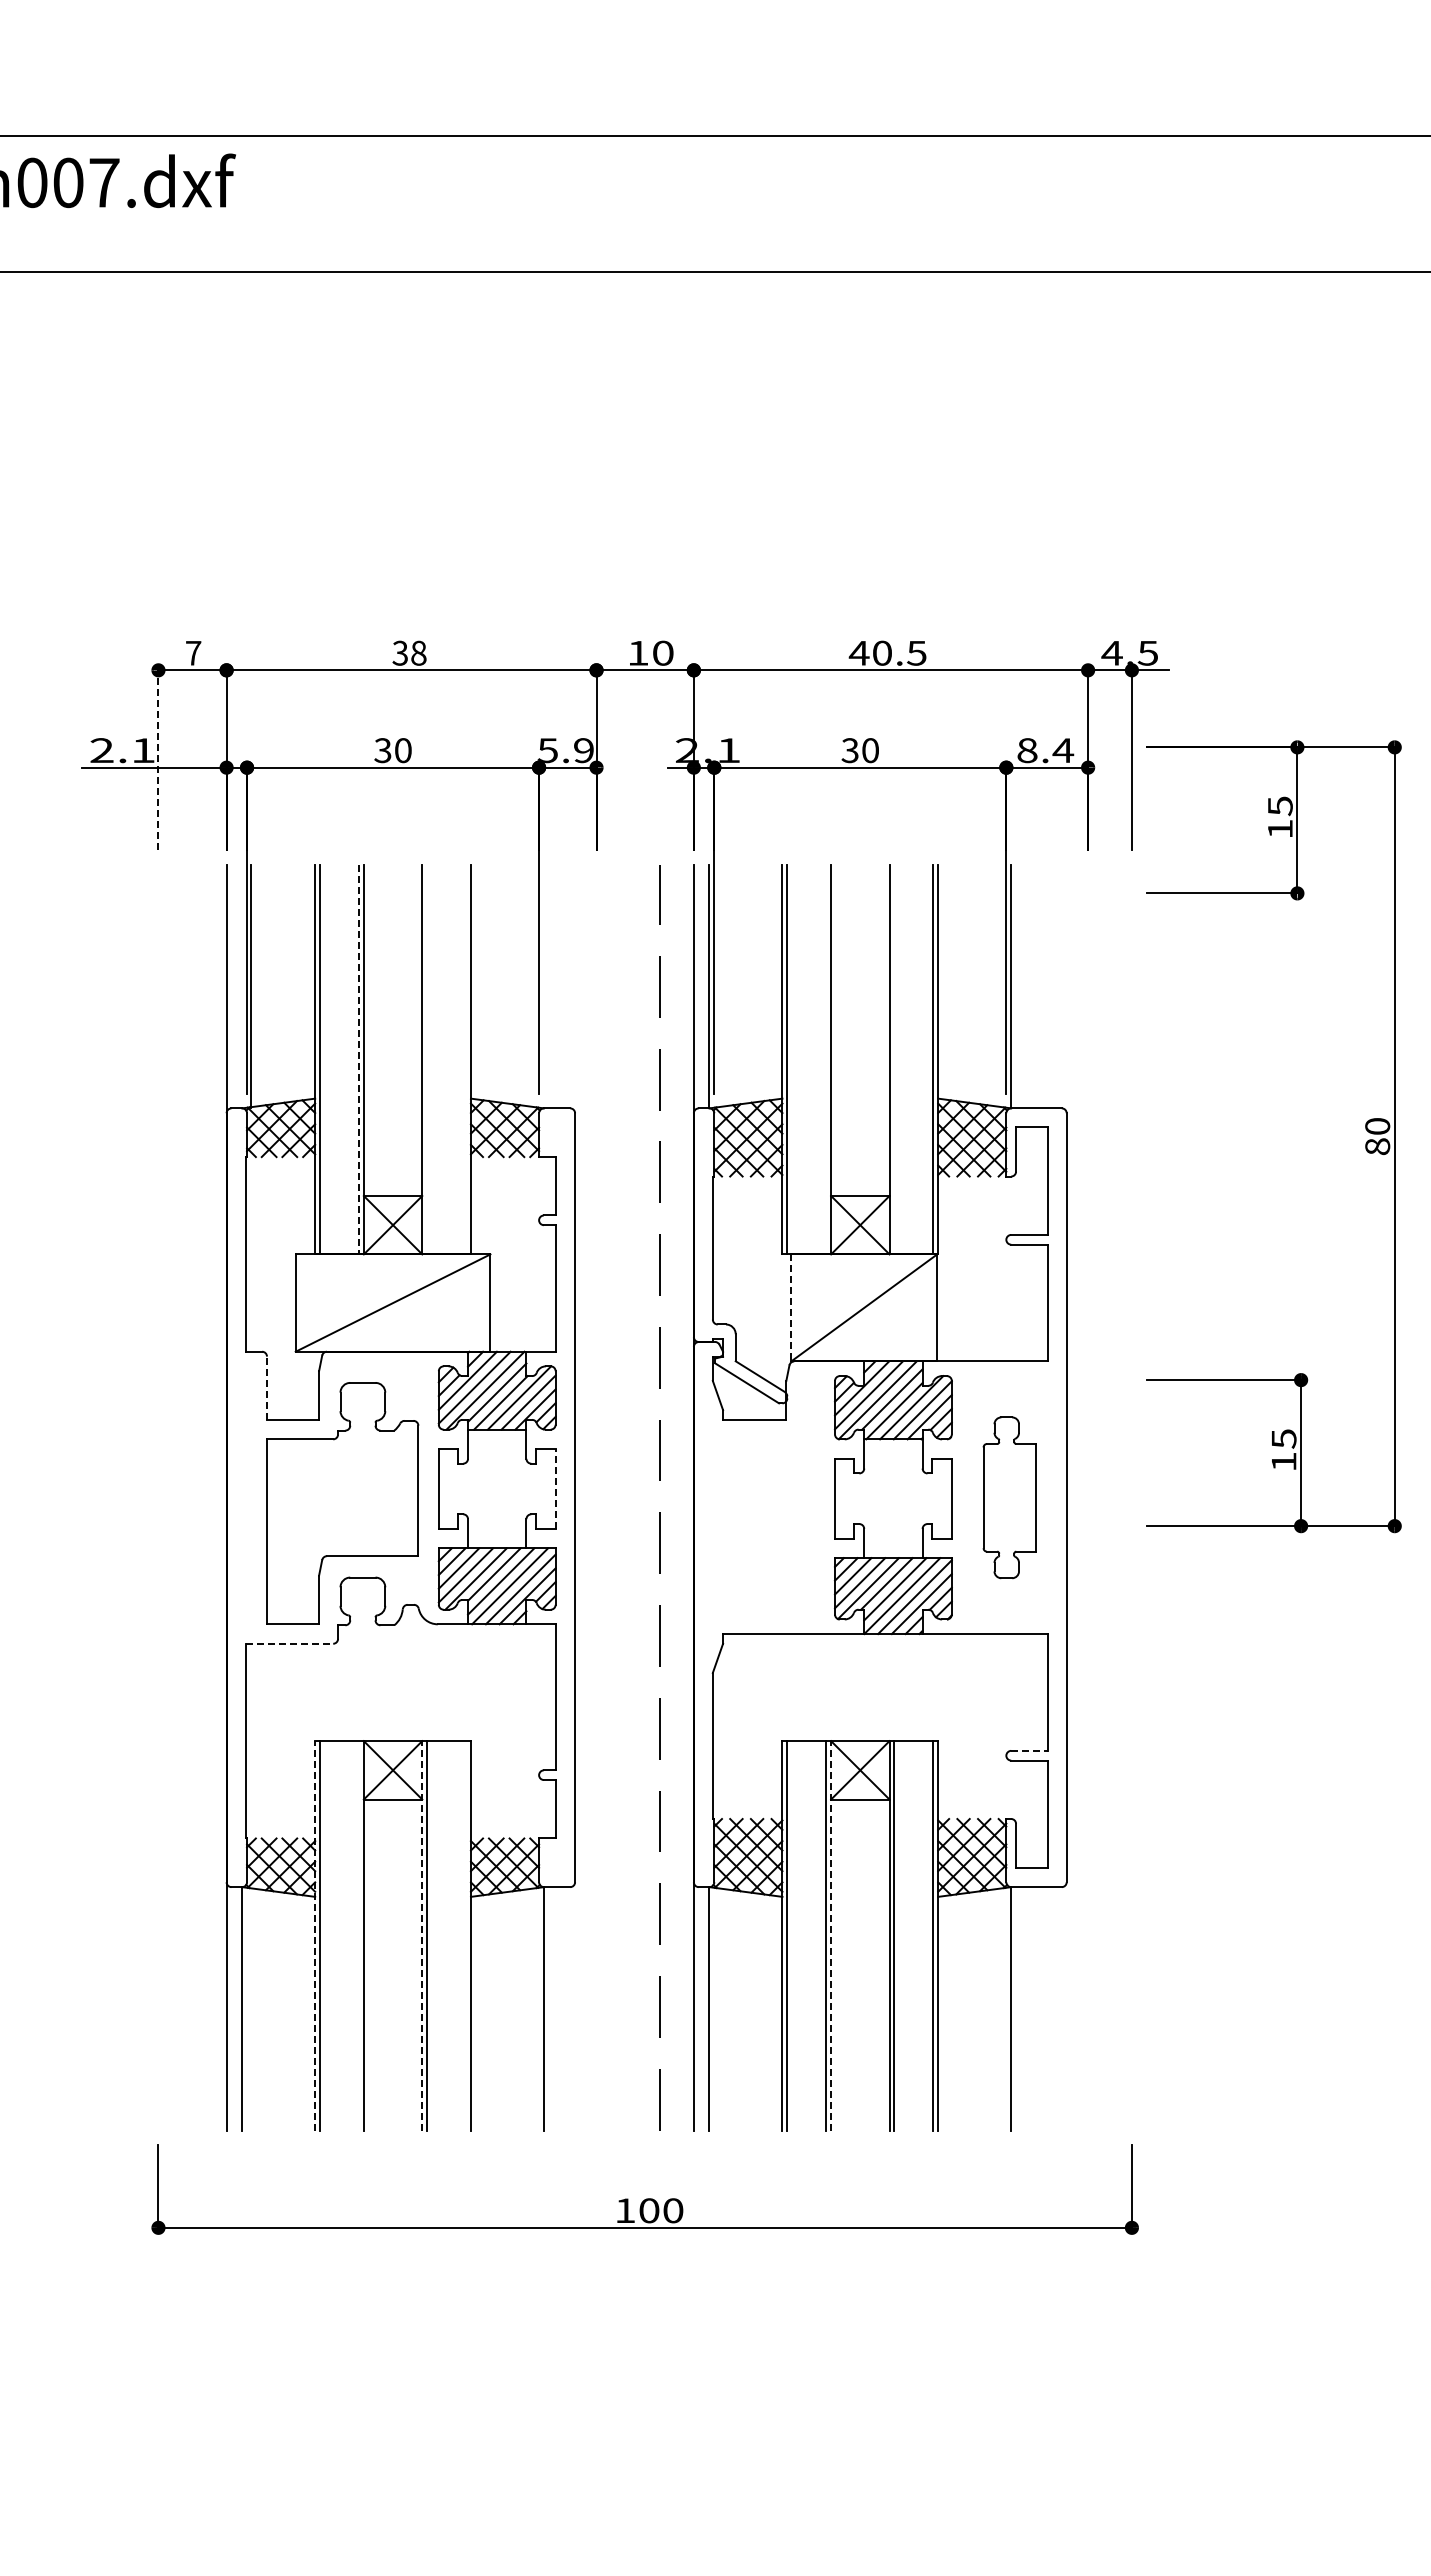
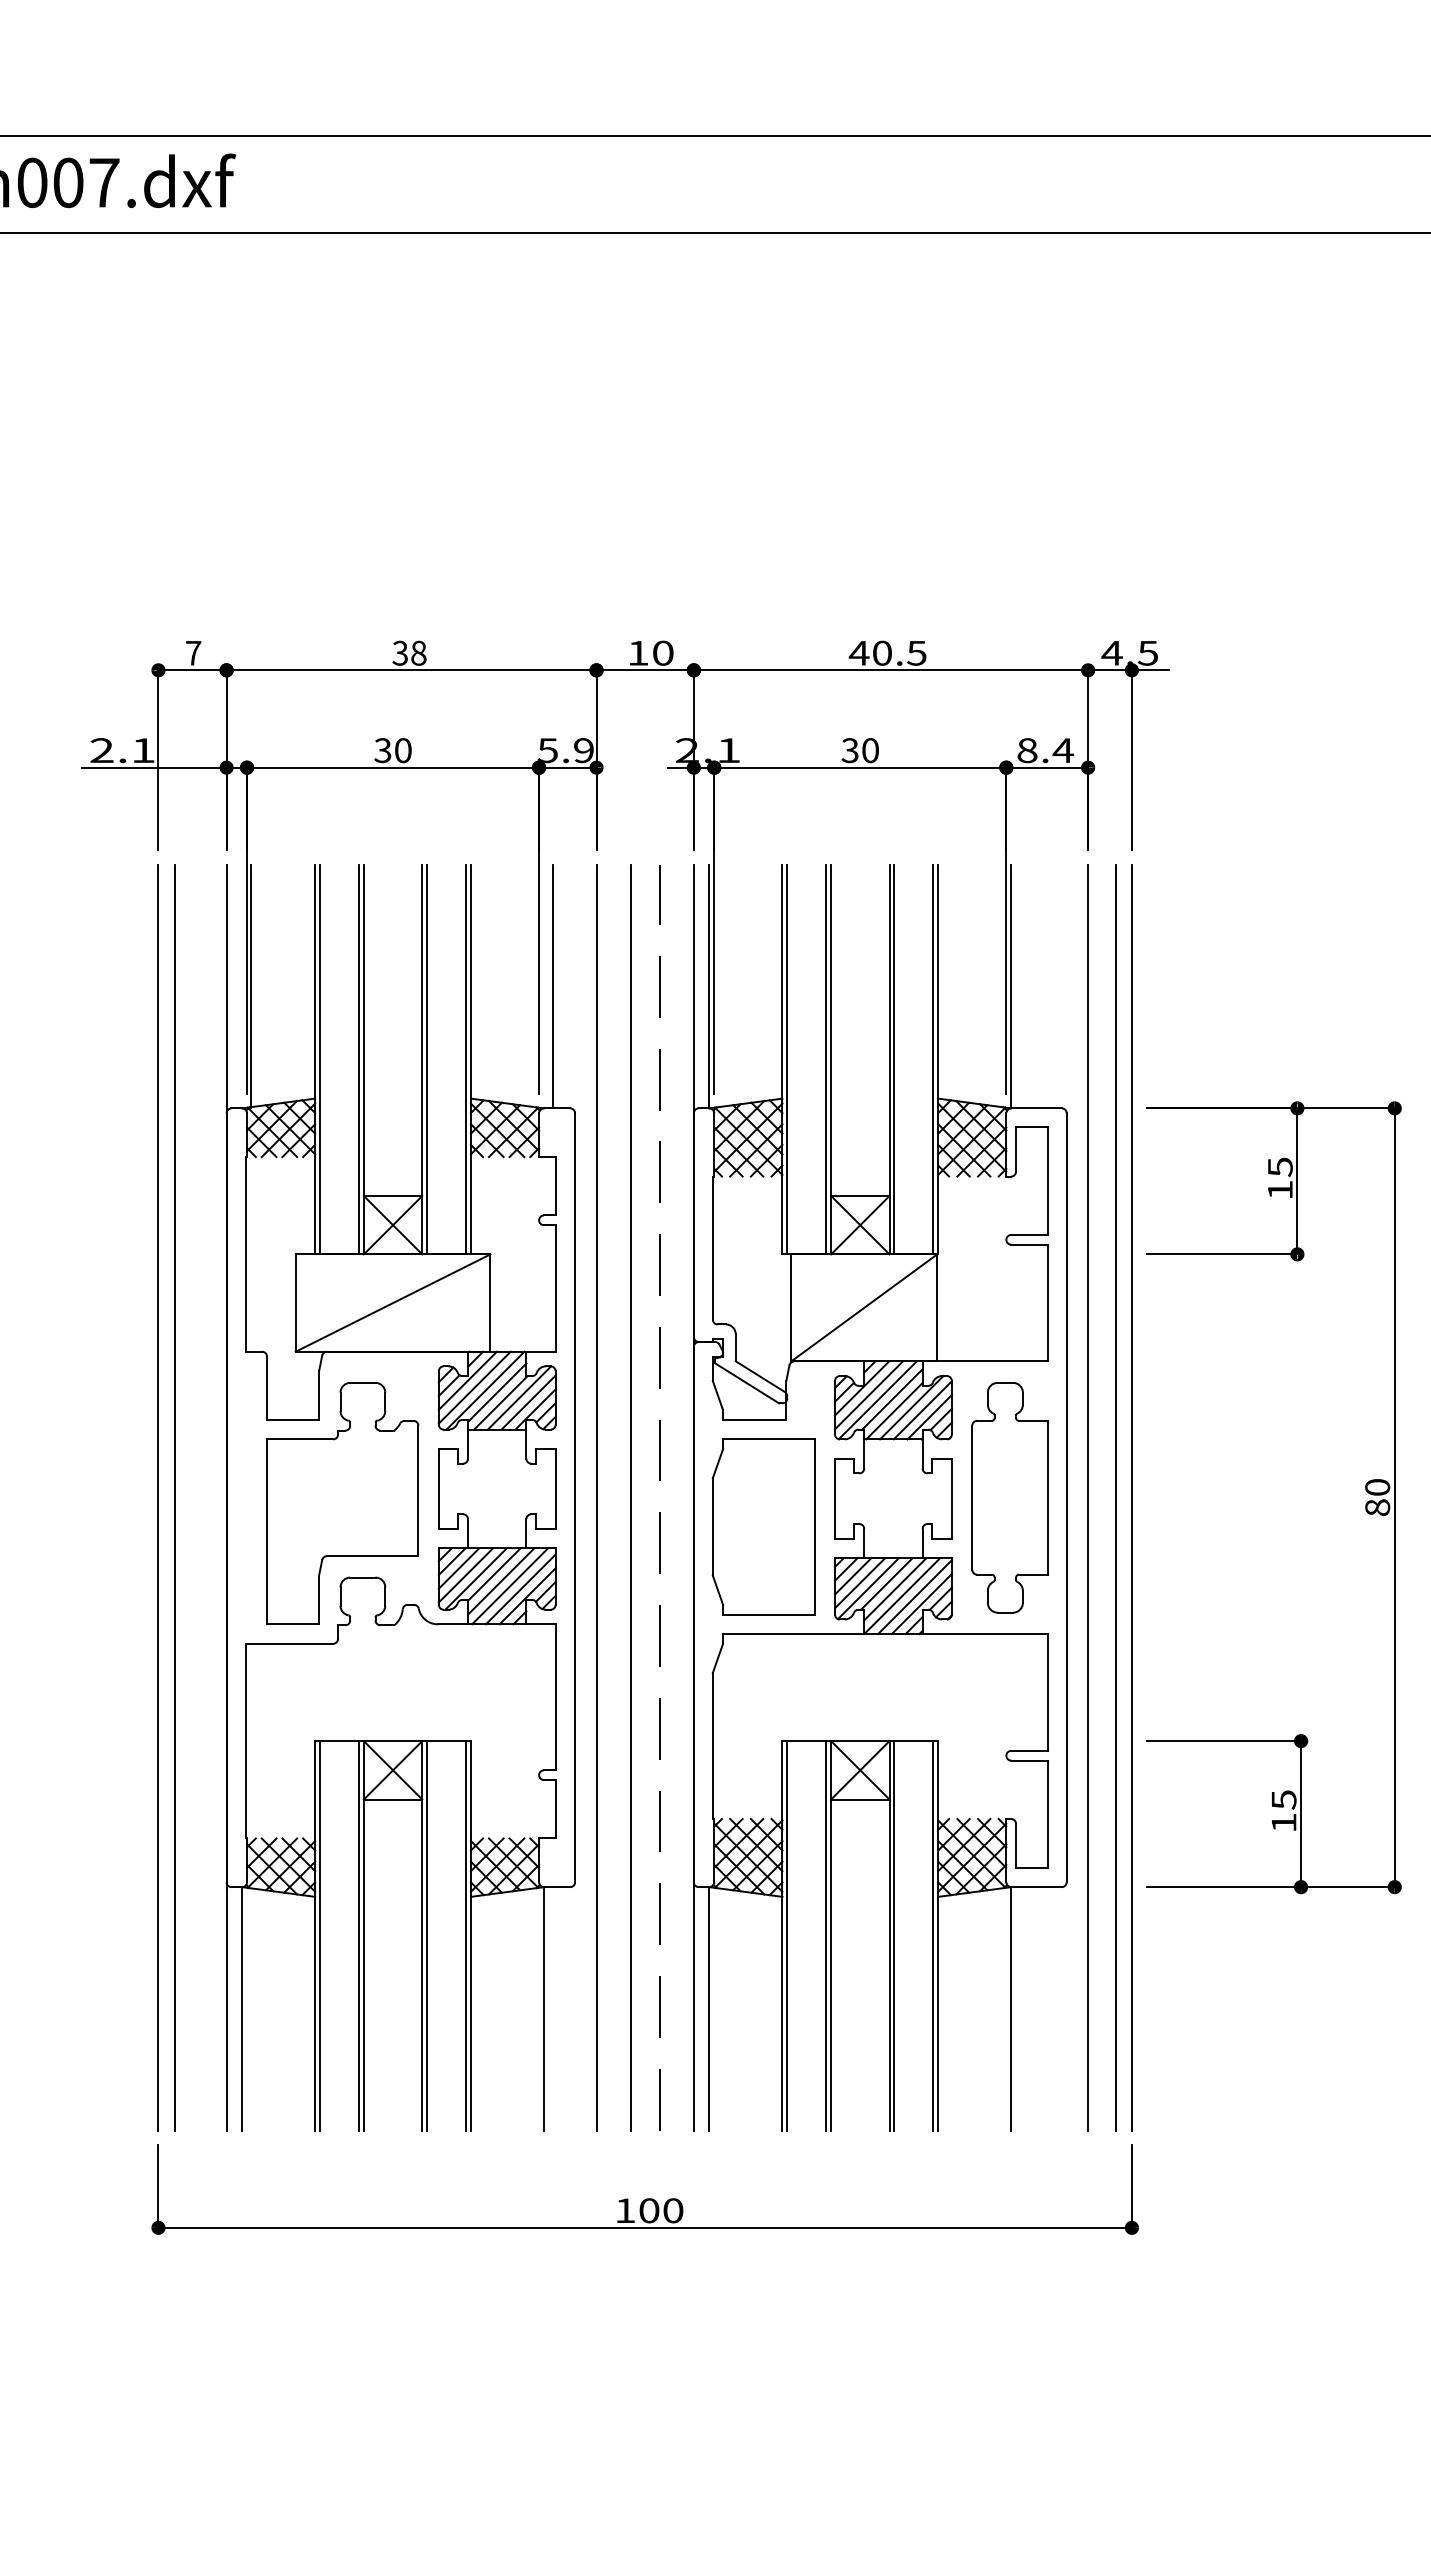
line position: (714, 272) -> (714, 233) (714, 233)
line: dashed -> solid (158, 759)
line: none -> present (552, 986)
line: dashed -> solid (359, 1059)
line: none -> present (427, 1059)
line: none -> present (466, 1059)
line: none -> present (826, 1059)
line: none -> present (894, 1059)
part position: (1365, 1129) -> (1365, 1490) (1365, 1490)
line: dashed -> solid (791, 1307)
line: dashed -> solid (267, 1388)
line: dashed -> solid (555, 1489)
line: none -> present (158, 1497)
line: none -> present (174, 1497)
line: none -> present (596, 1497)
line: none -> present (630, 1497)
part size: 55x164 px -> 78x232 px (1009, 1497)
line: none -> present (1087, 1497)
line: none -> present (1115, 1497)
line: none -> present (1131, 1497)
part: none -> present (763, 1526)
line: dashed -> solid (289, 1643)
line: dashed -> solid (1029, 1750)
line: dashed -> solid (315, 1935)
line: none -> present (359, 1935)
line: dashed -> solid (422, 1935)
line: none -> present (466, 1935)
line: dashed -> solid (831, 1935)
